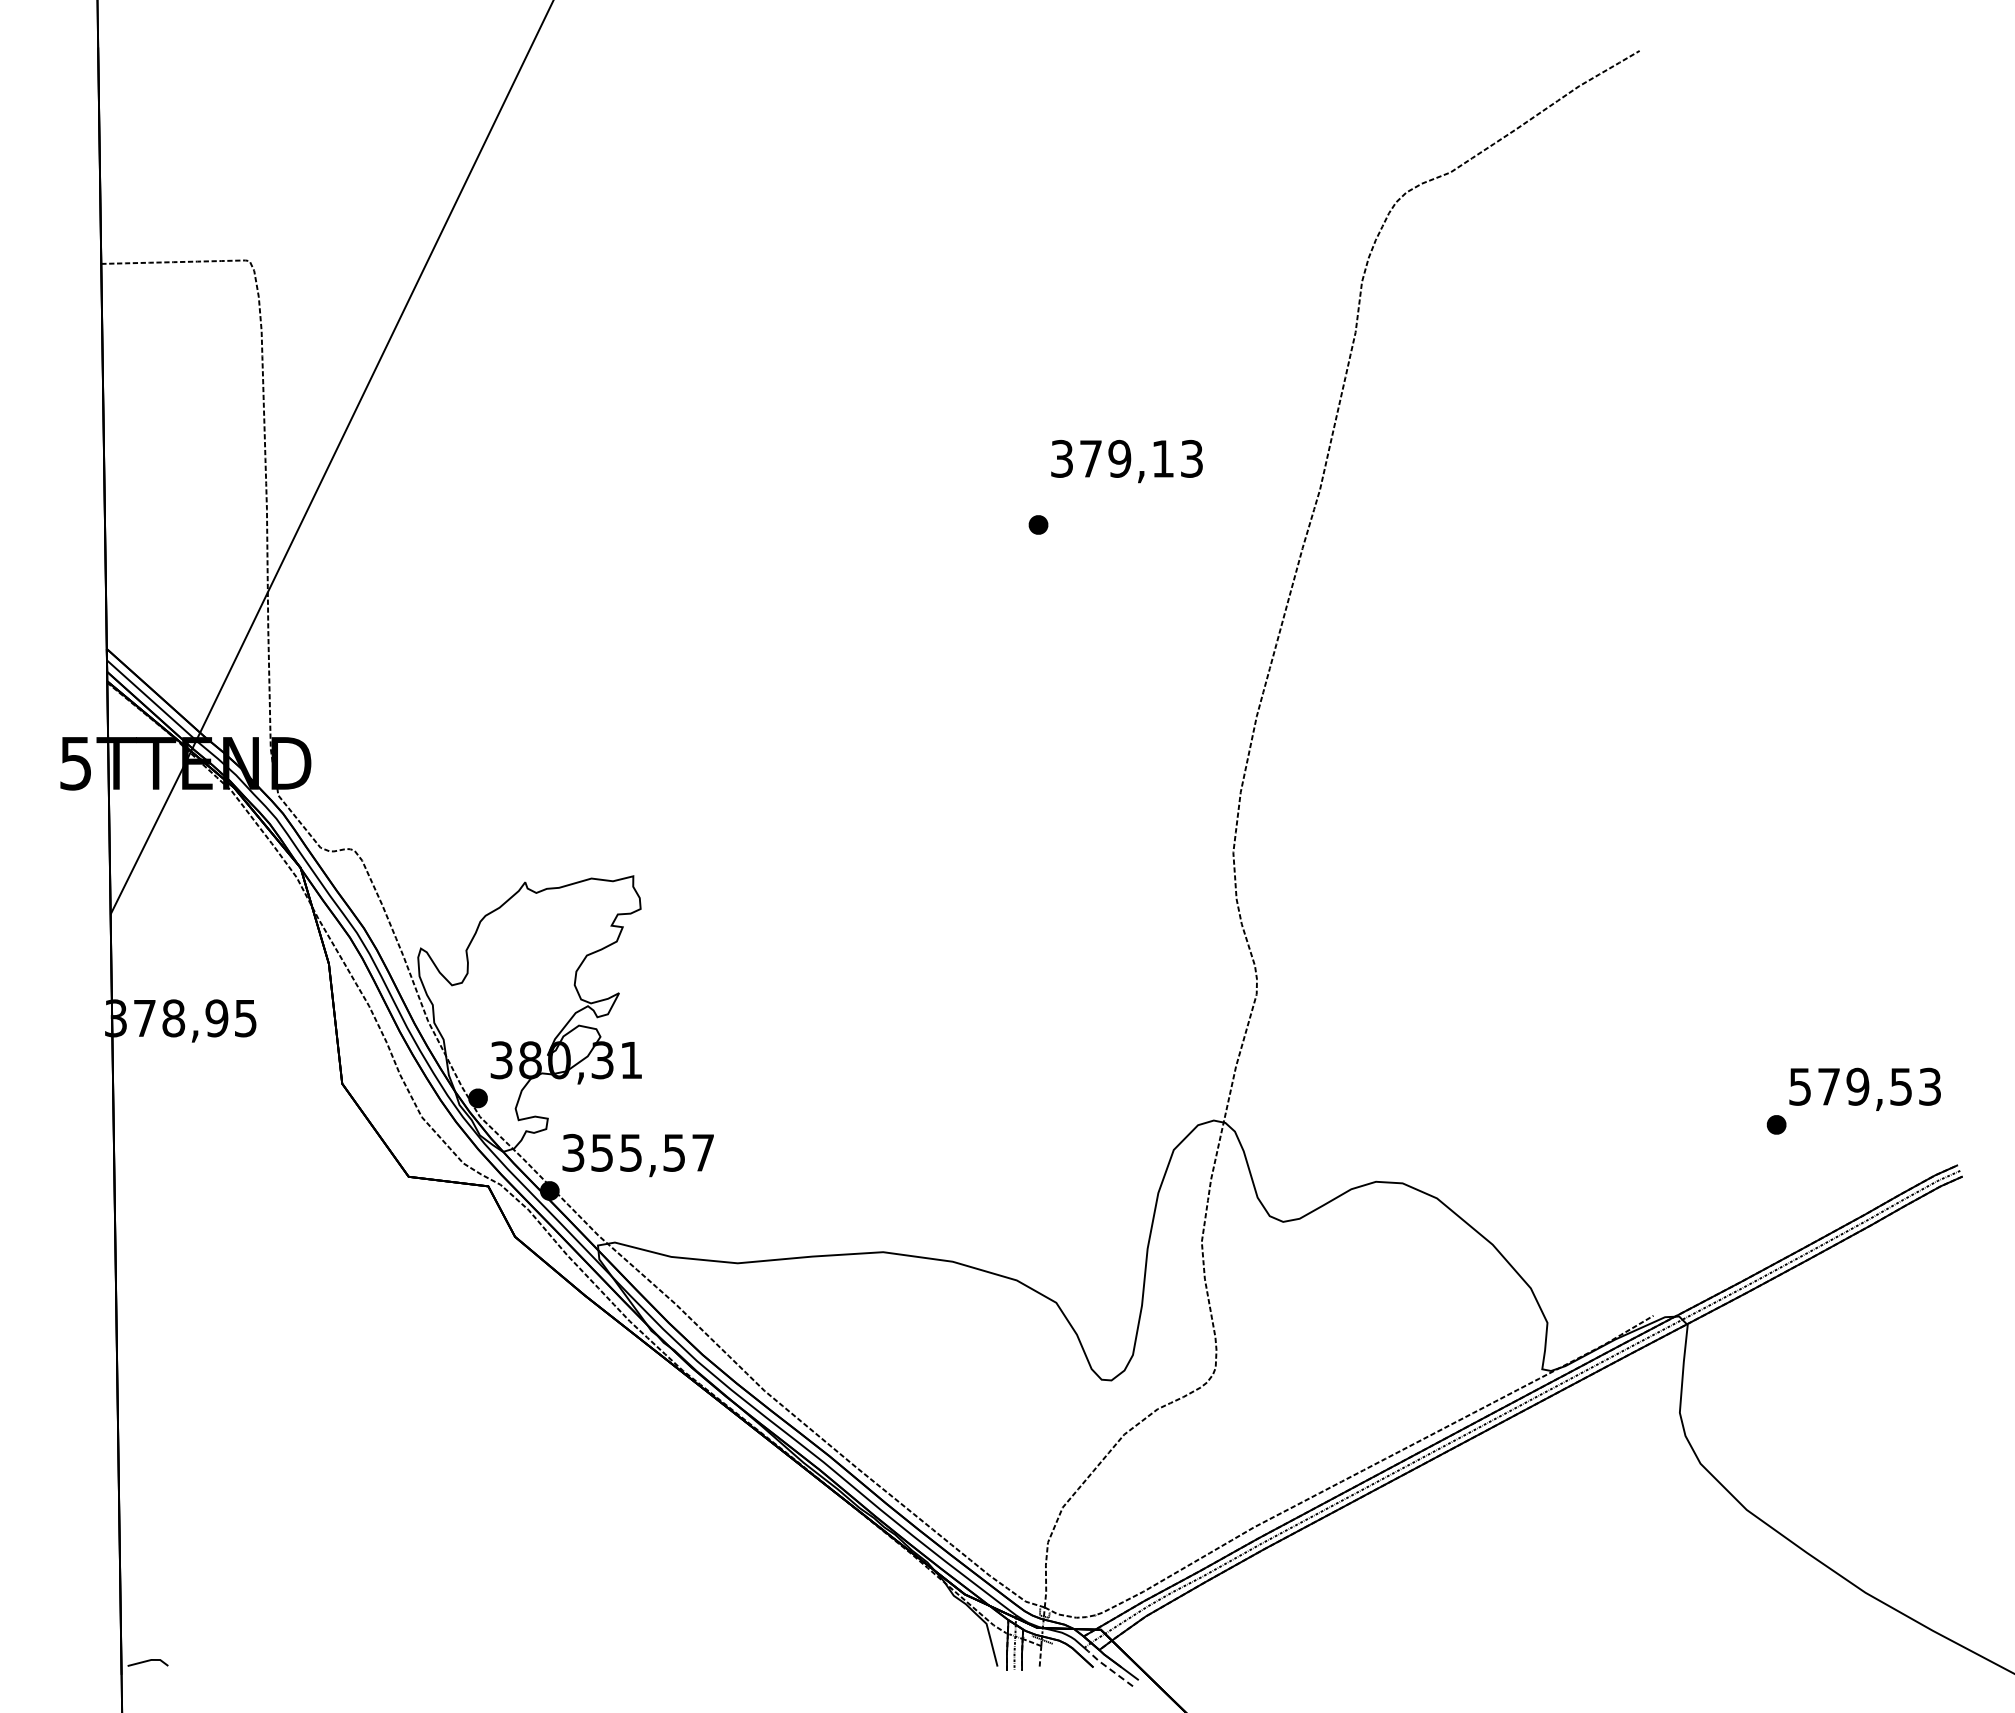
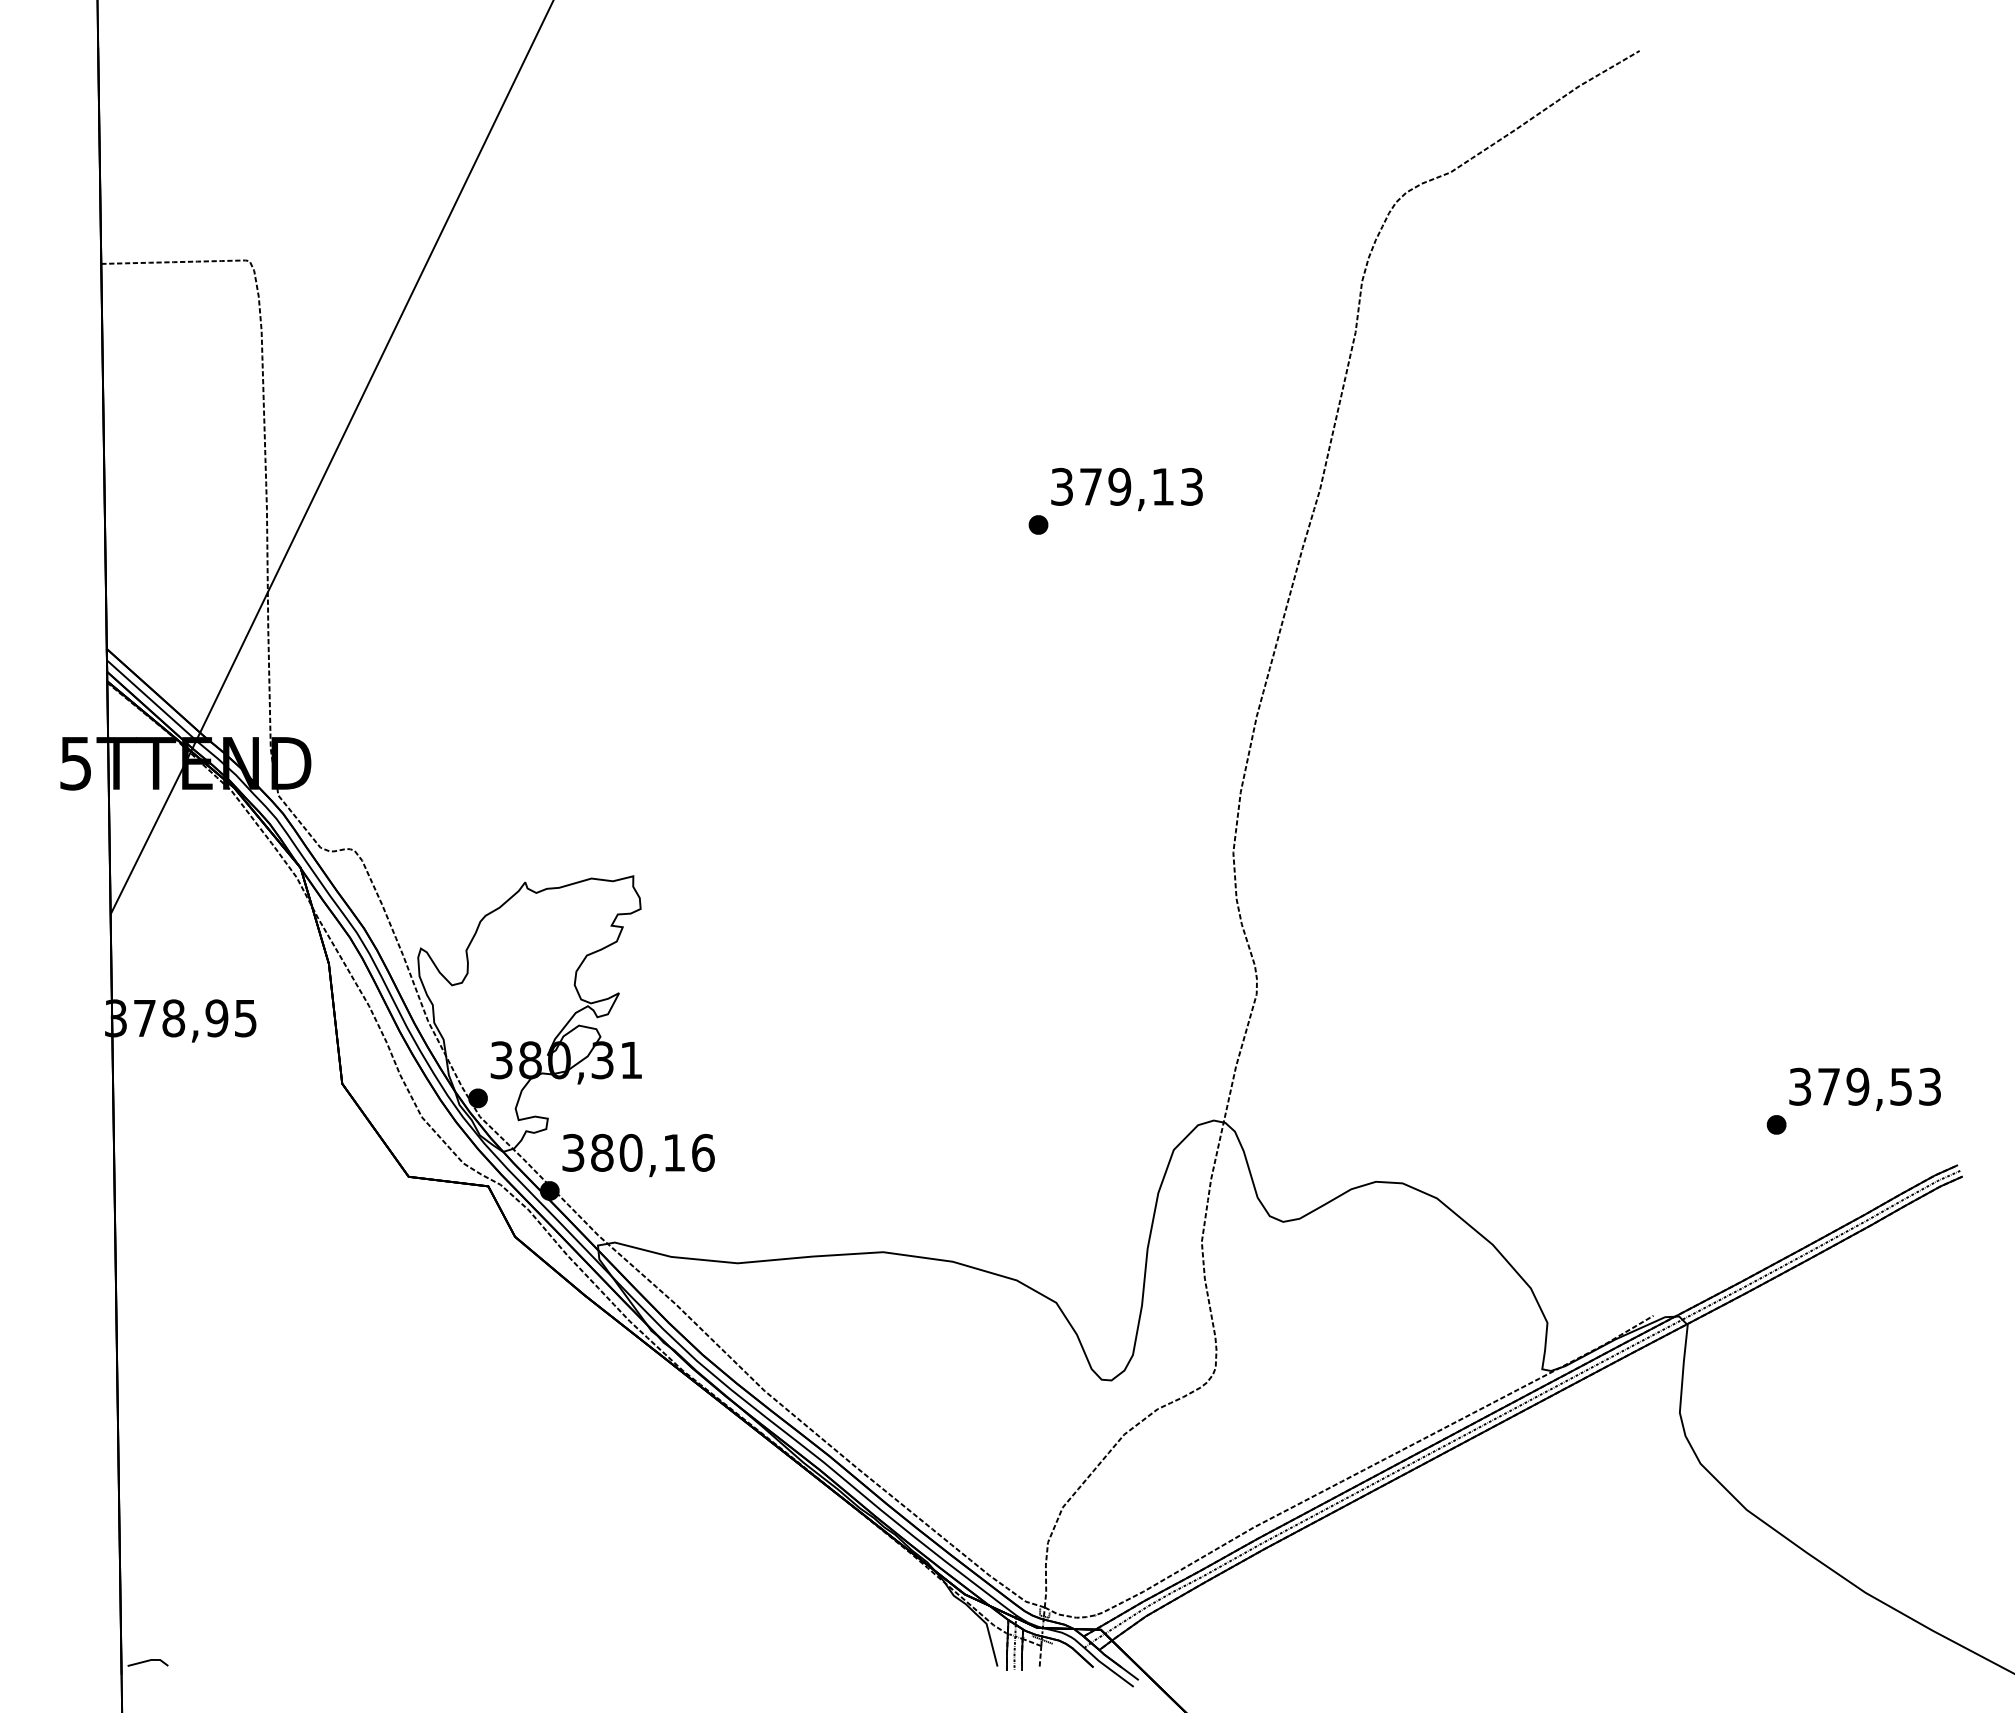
text position: (1126, 461) -> (1126, 489) (1126, 489)
text: 579,53 -> 379,53 (1800, 1086)
text: 355,57 -> 380,16 (652, 1152)
line: dashed -> solid (1107, 1667)
